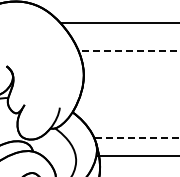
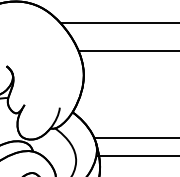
line: dashed -> solid (128, 51)
line: dashed -> solid (136, 138)
